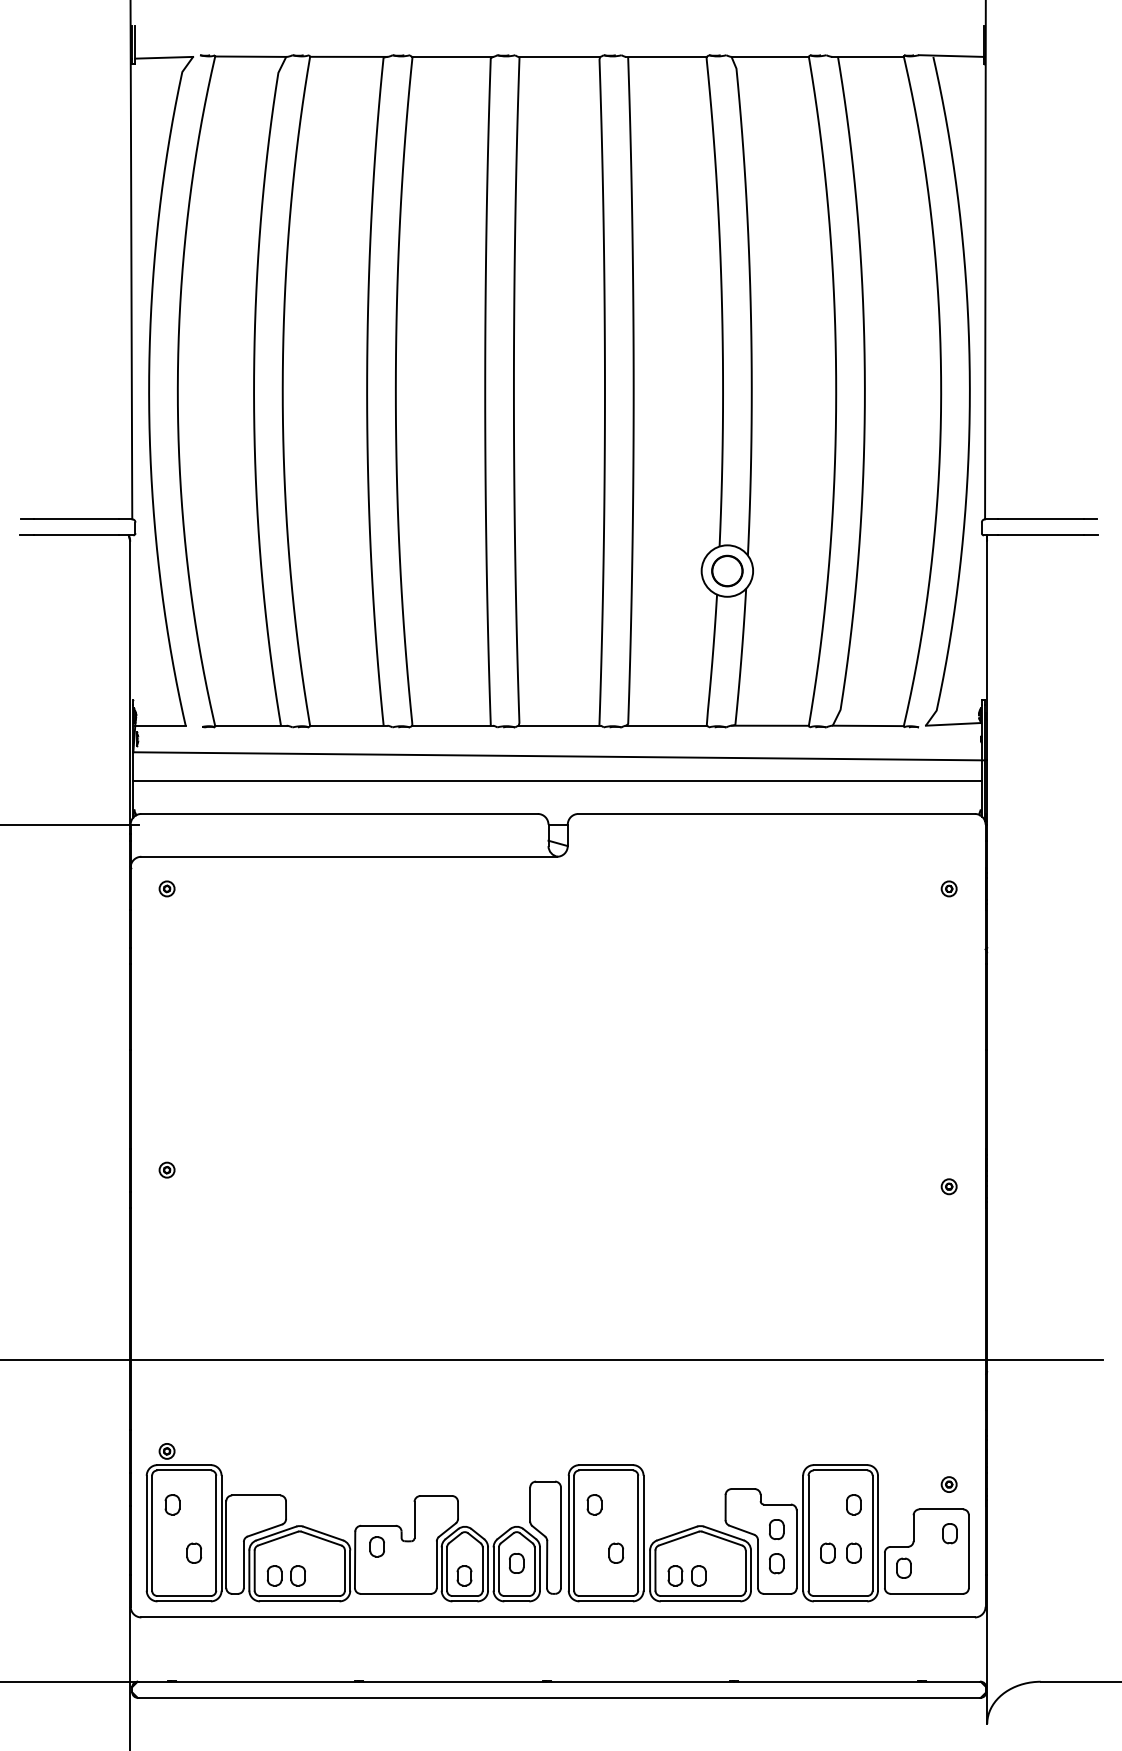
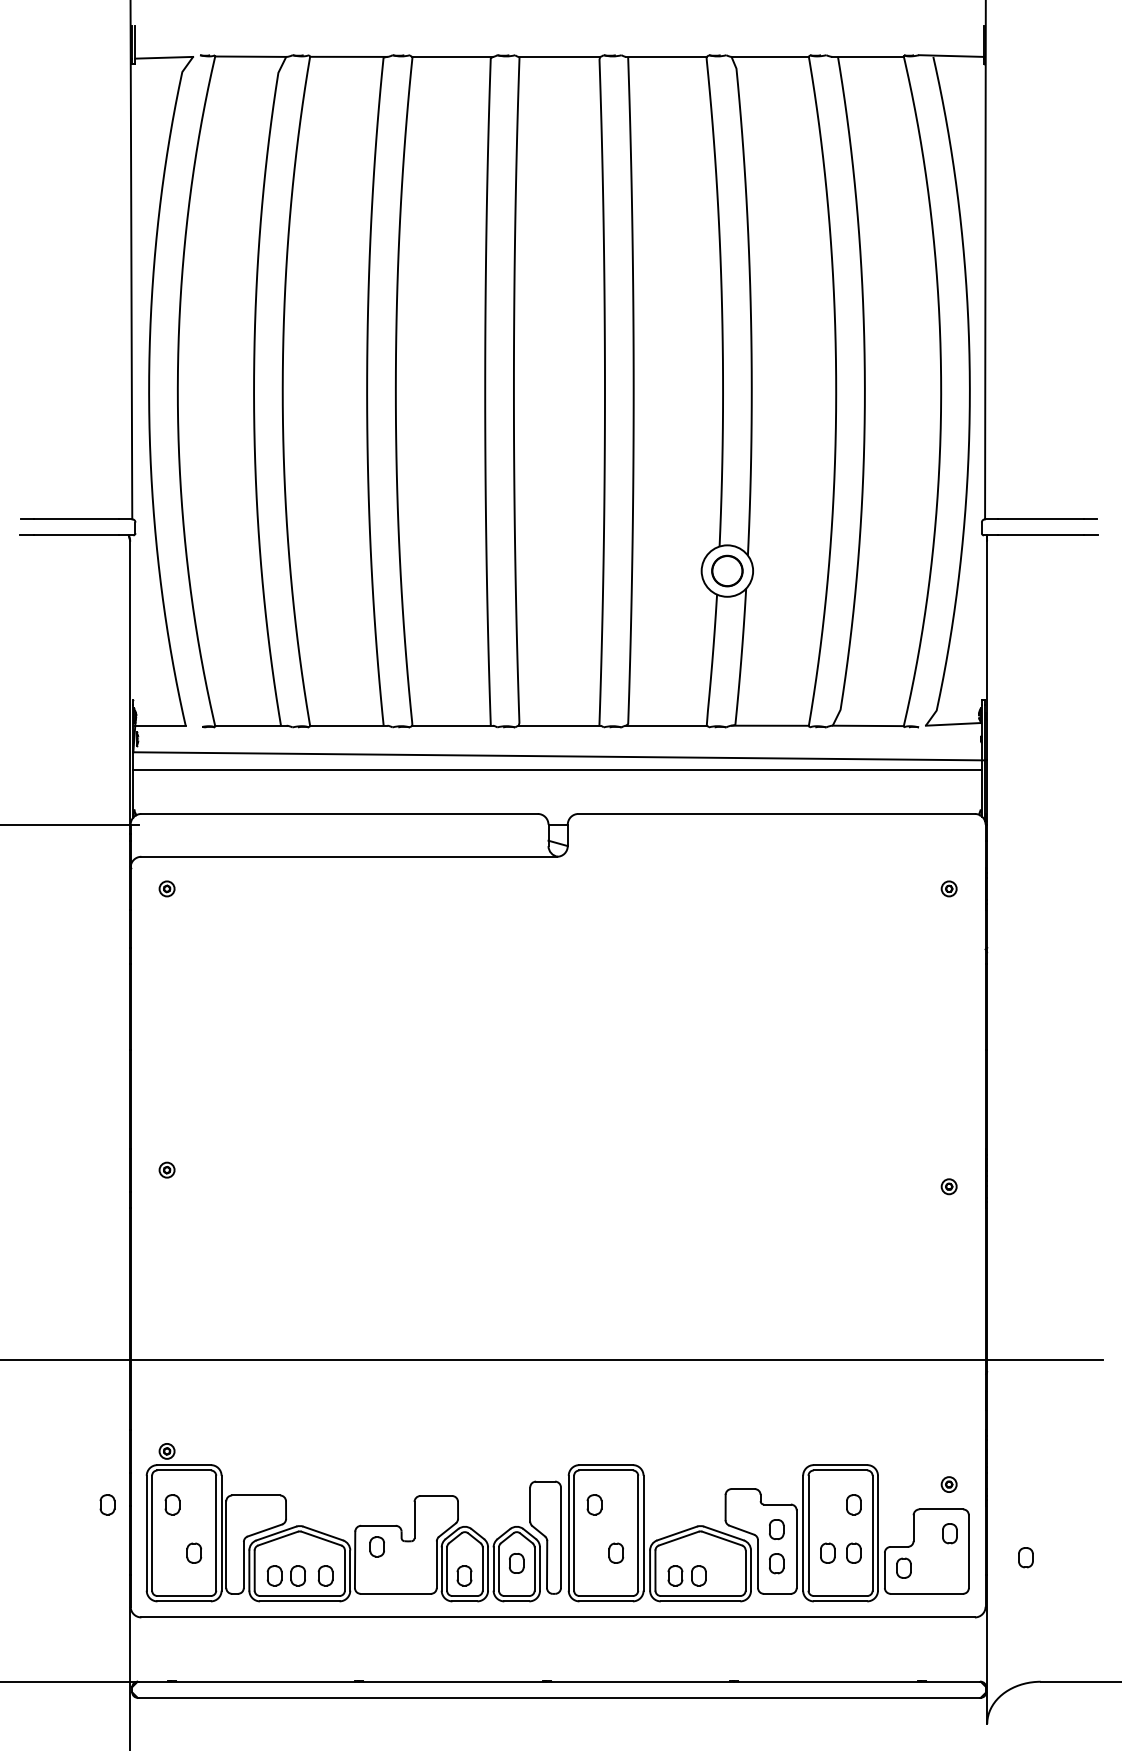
line position: (557, 780) -> (557, 769) (557, 769)
part: none -> present (107, 1504)
part: none -> present (1025, 1557)
part: none -> present (325, 1575)
